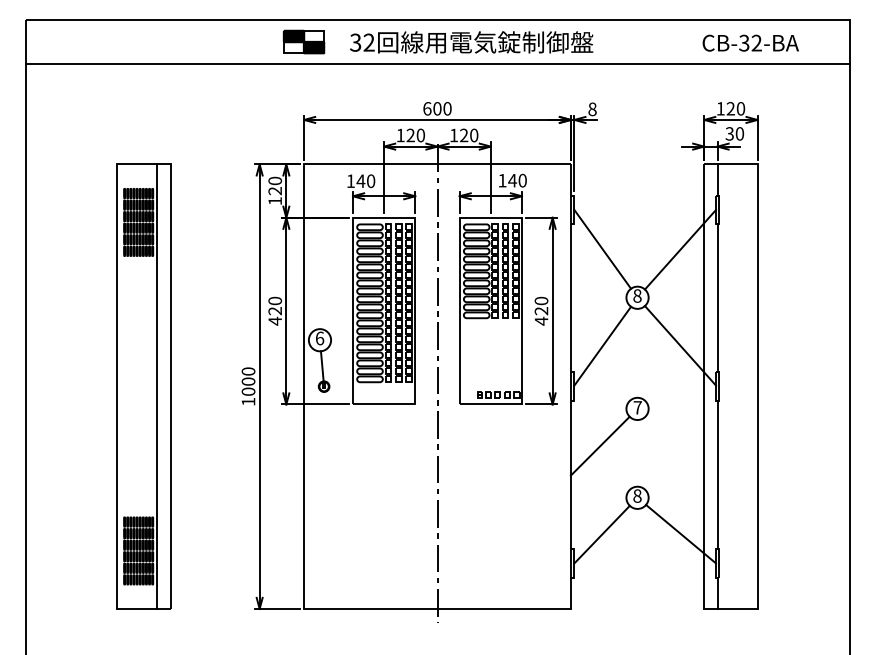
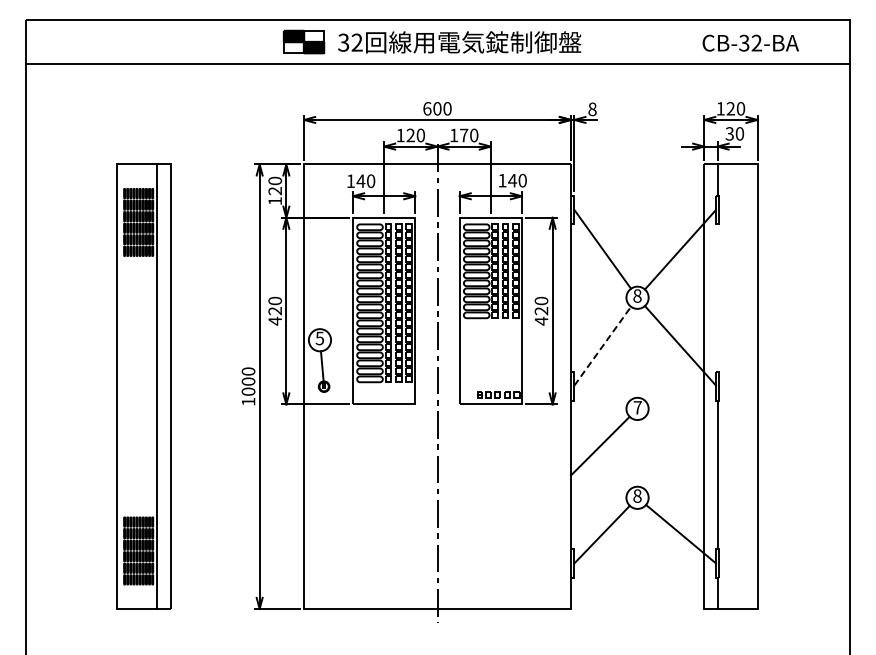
text position: (471, 42) -> (459, 42) (459, 42)
text: 120 -> 170 (464, 135)
line: present -> none (717, 298)
text: 6 -> 5 (319, 338)
line: solid -> dashed (602, 346)
